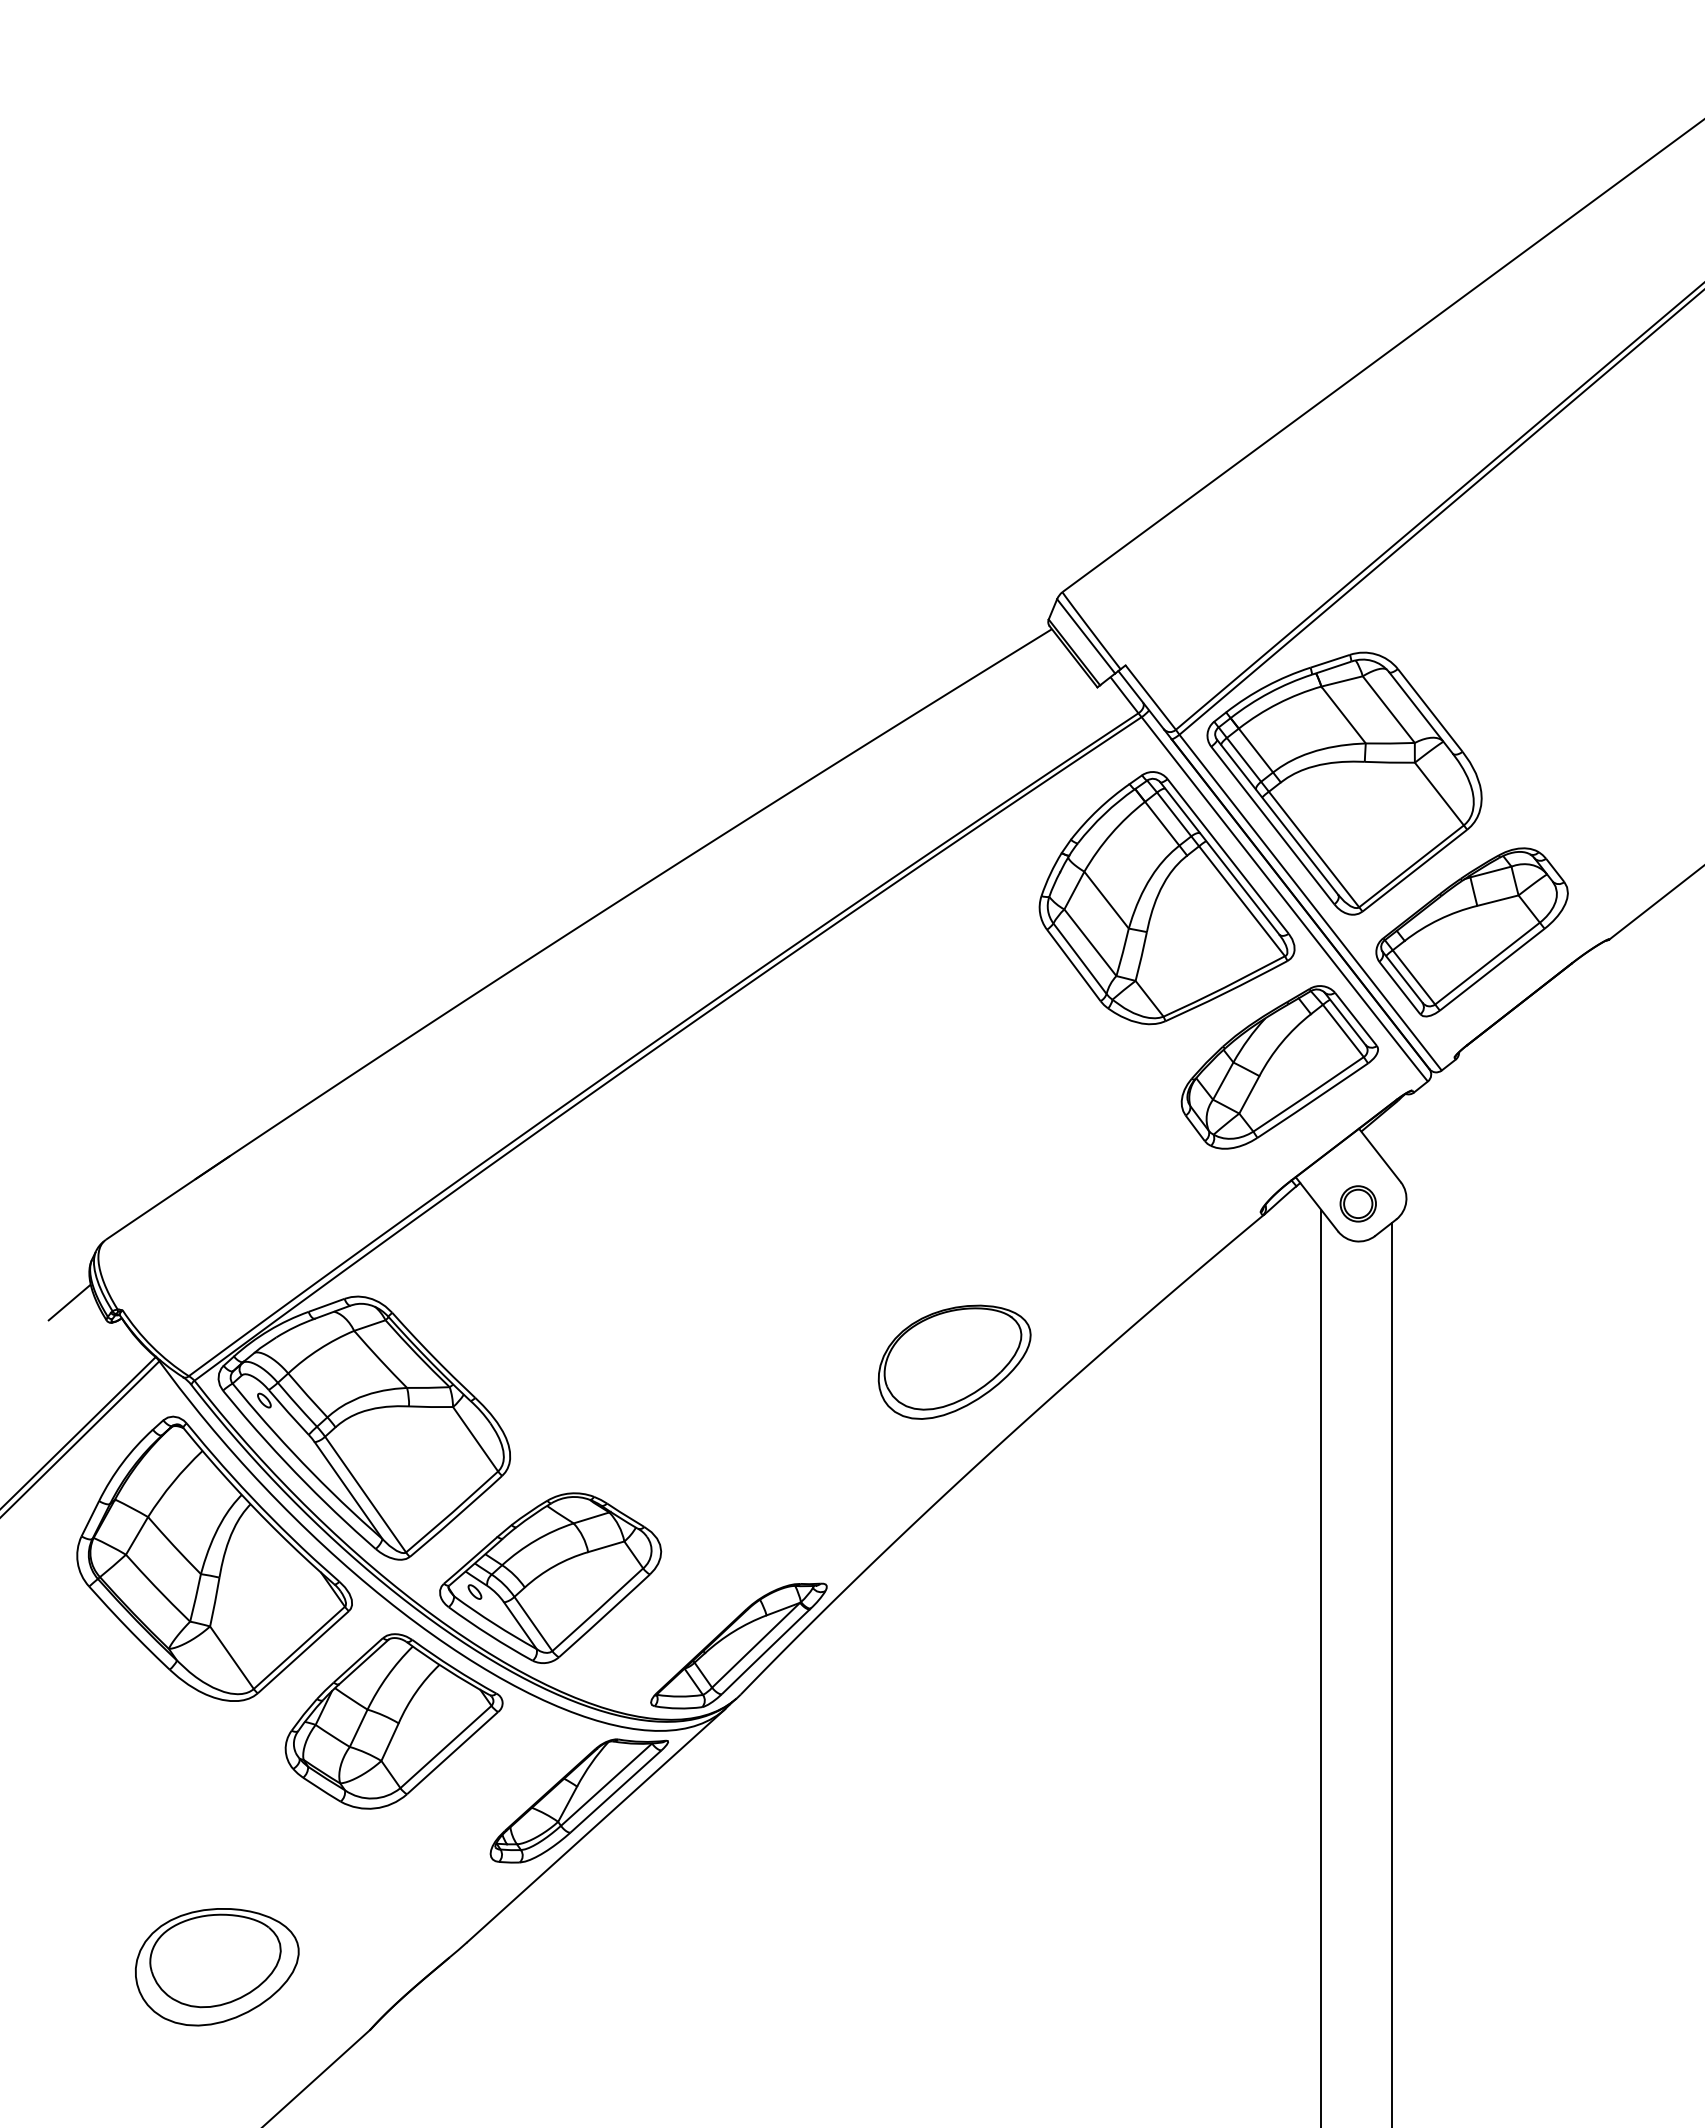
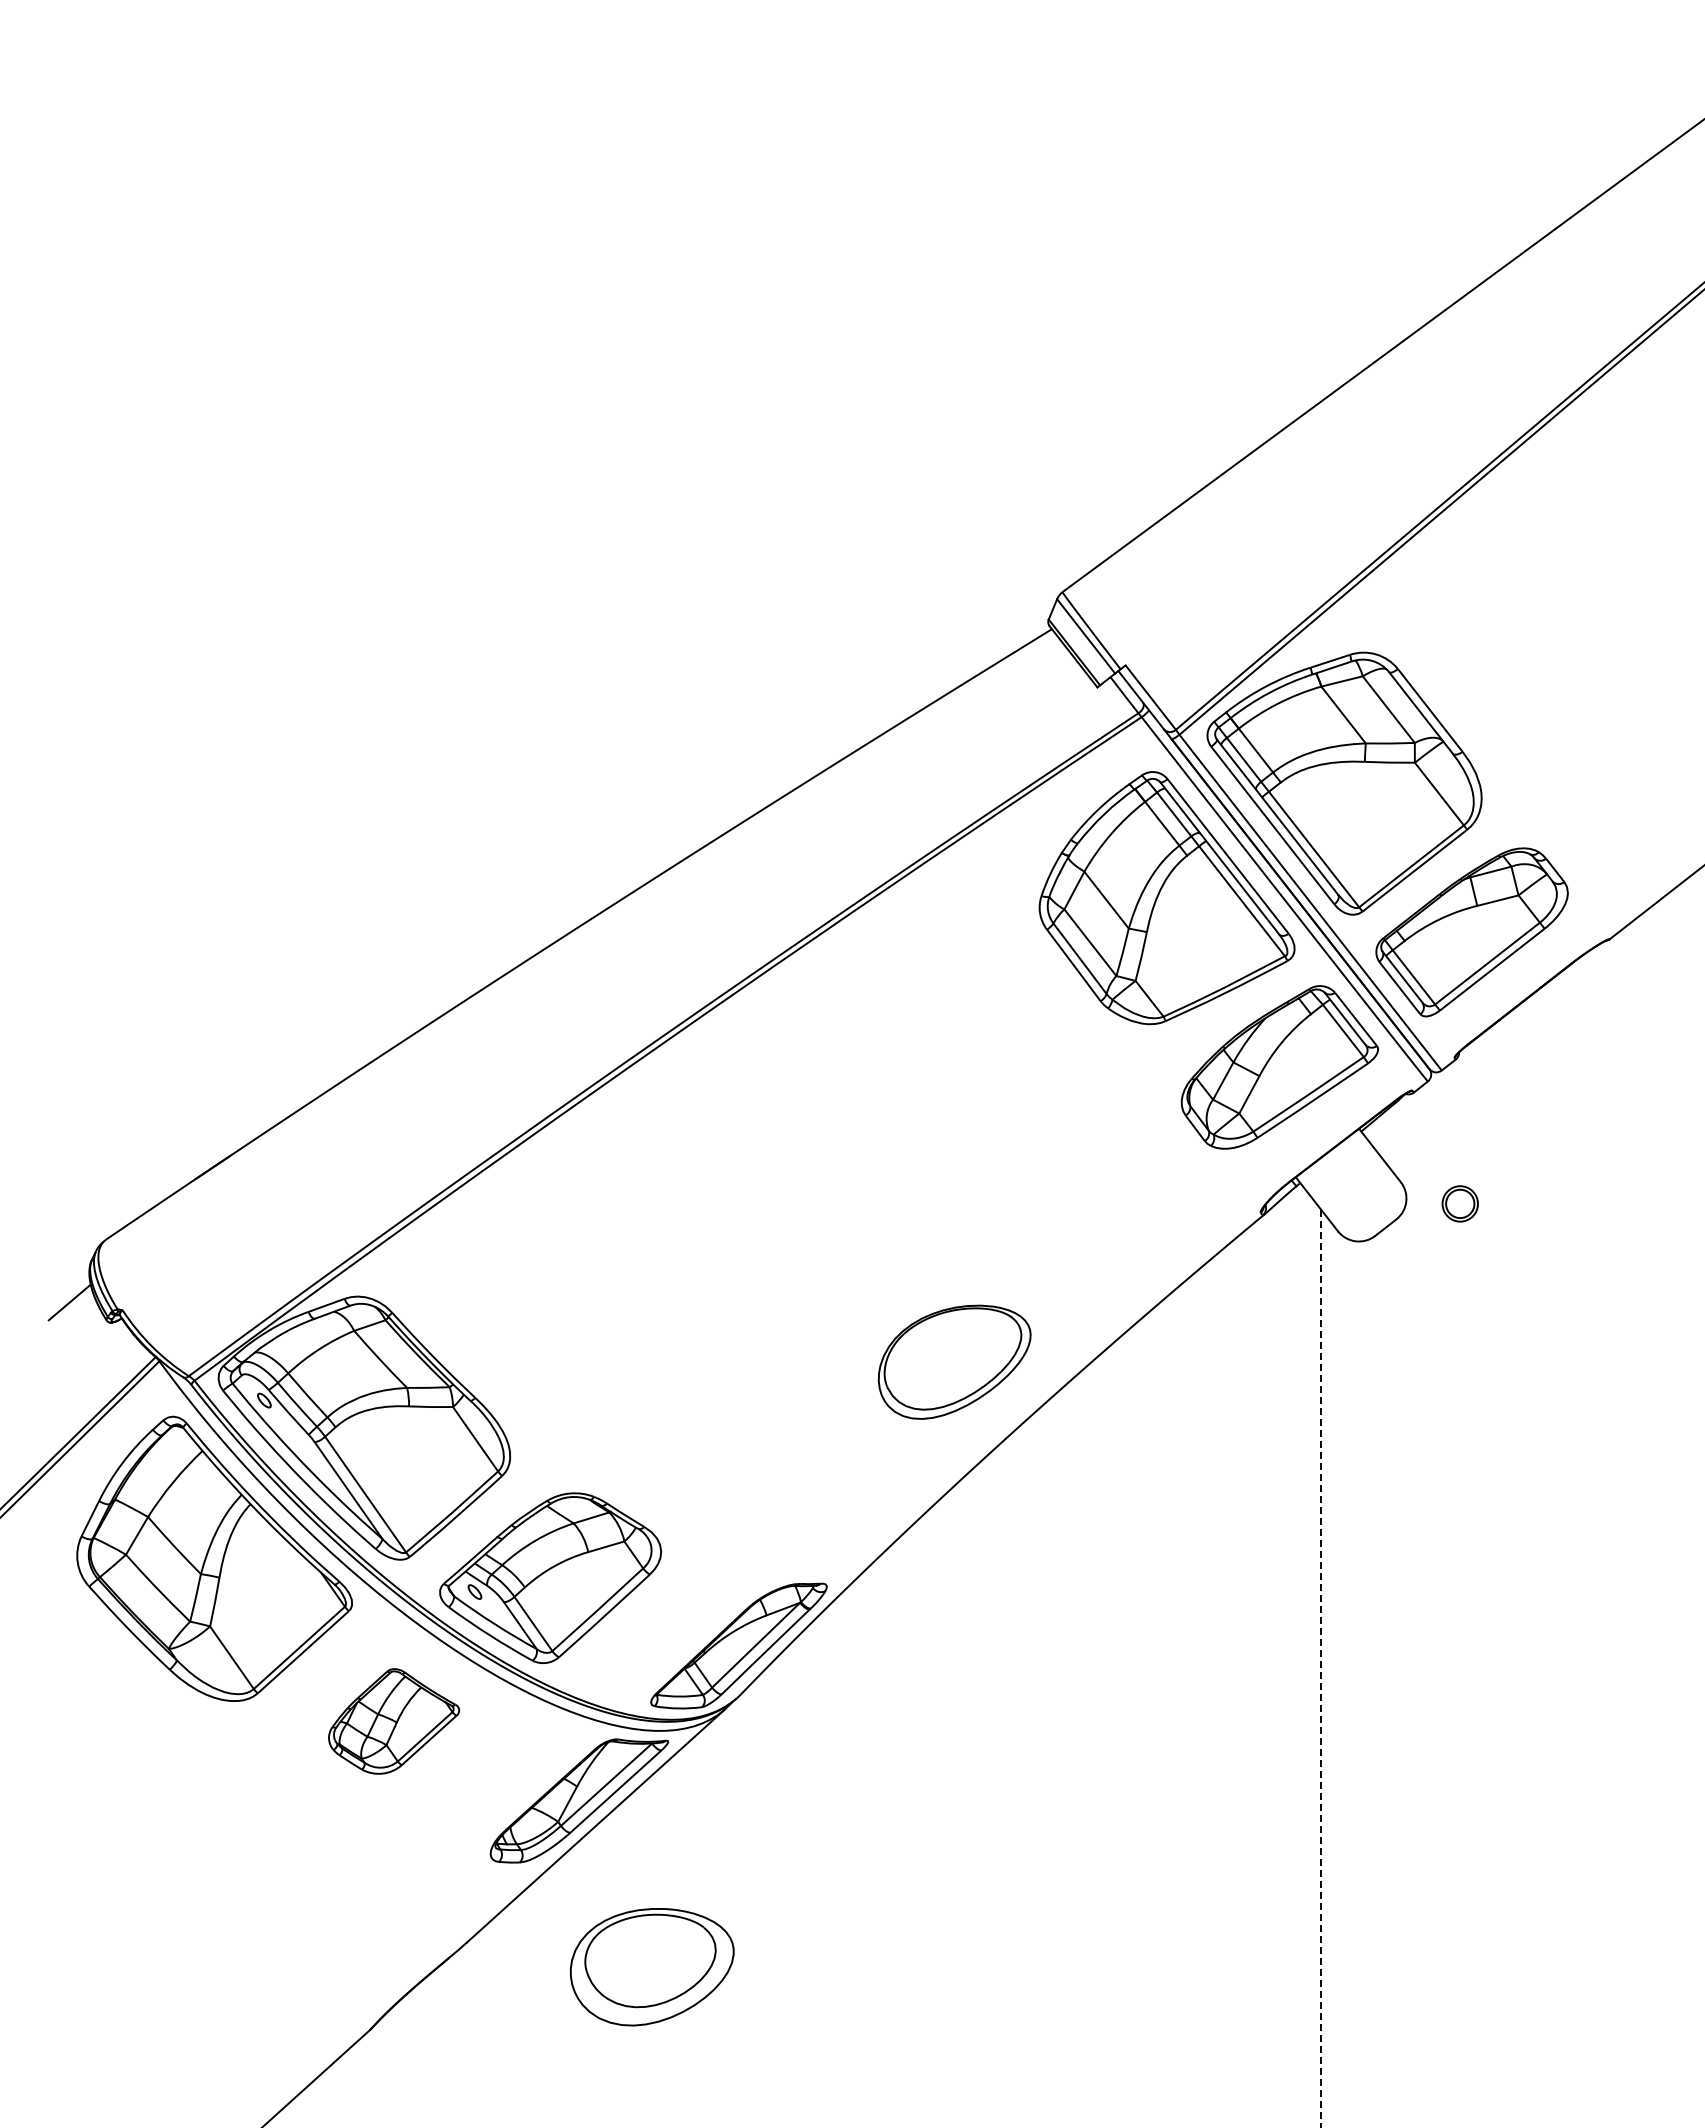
part position: (1357, 1203) -> (1459, 1203) (1459, 1203)
line: solid -> dashed (1321, 1668)
line: present -> none (1391, 1673)
part size: 220x177 px -> 133x107 px (394, 1721)
part position: (217, 1967) -> (652, 1967) (652, 1967)
